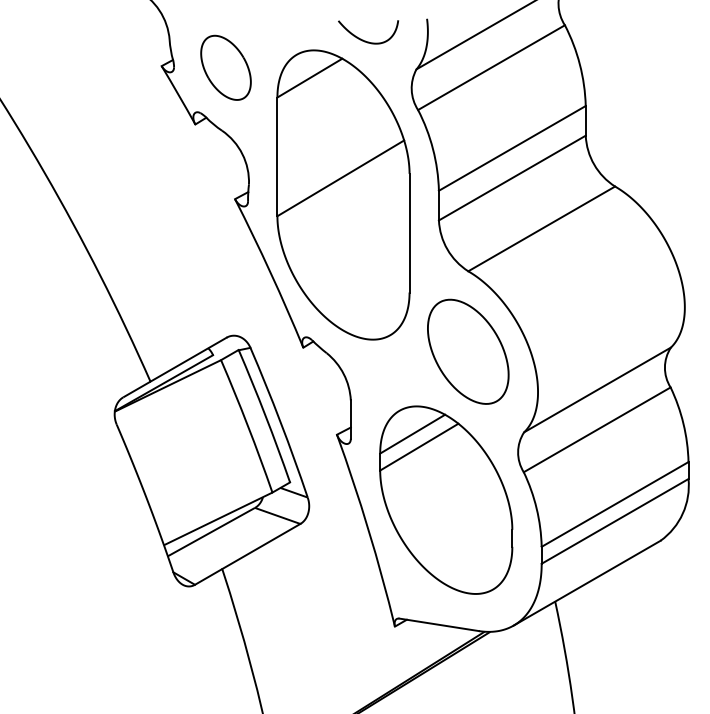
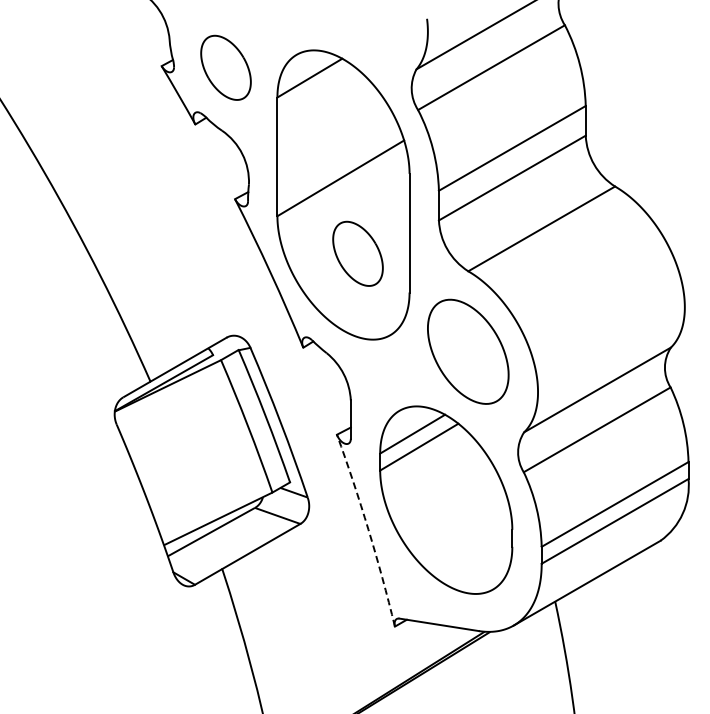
curve: present -> none (365, 40)
part: none -> present (357, 253)
arc: solid -> dashed (368, 529)
